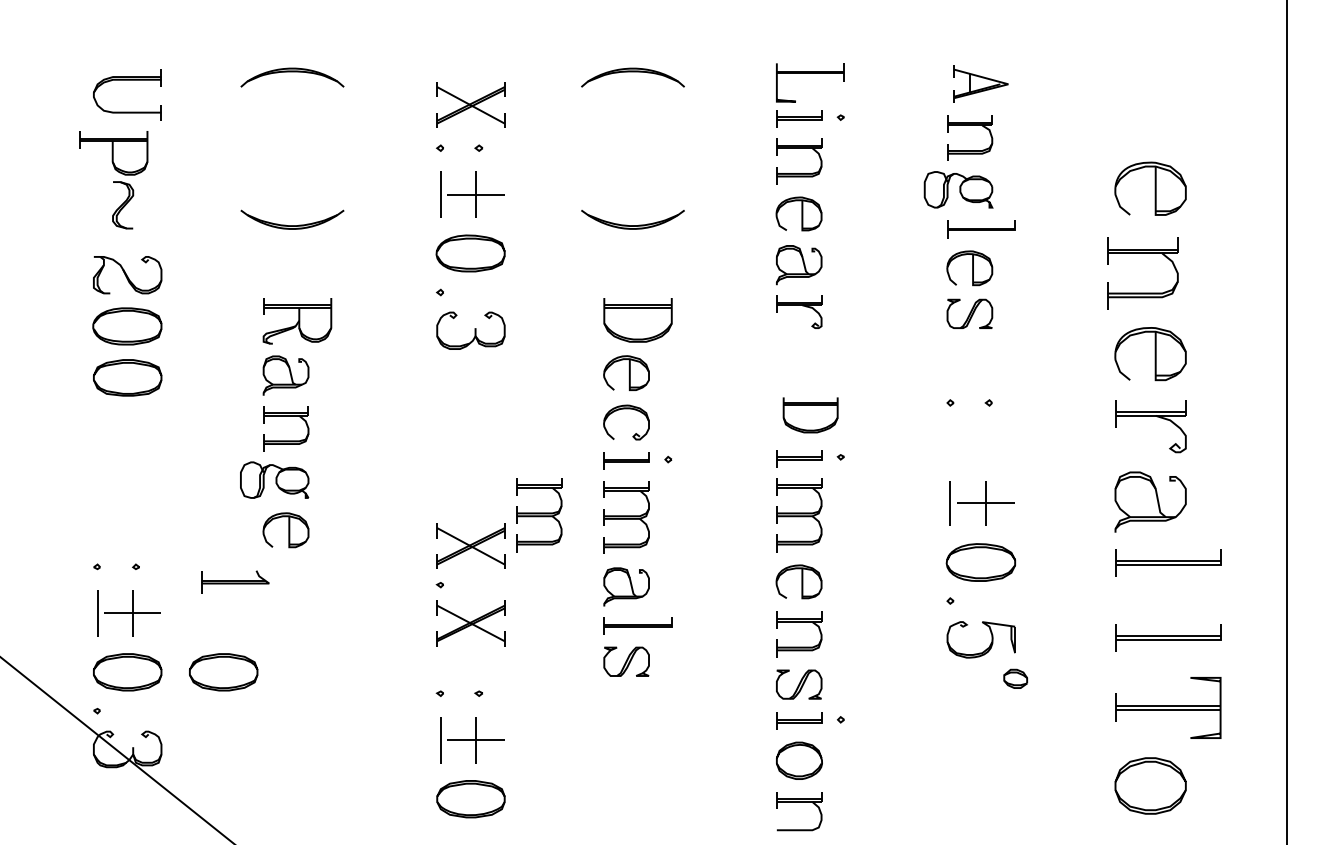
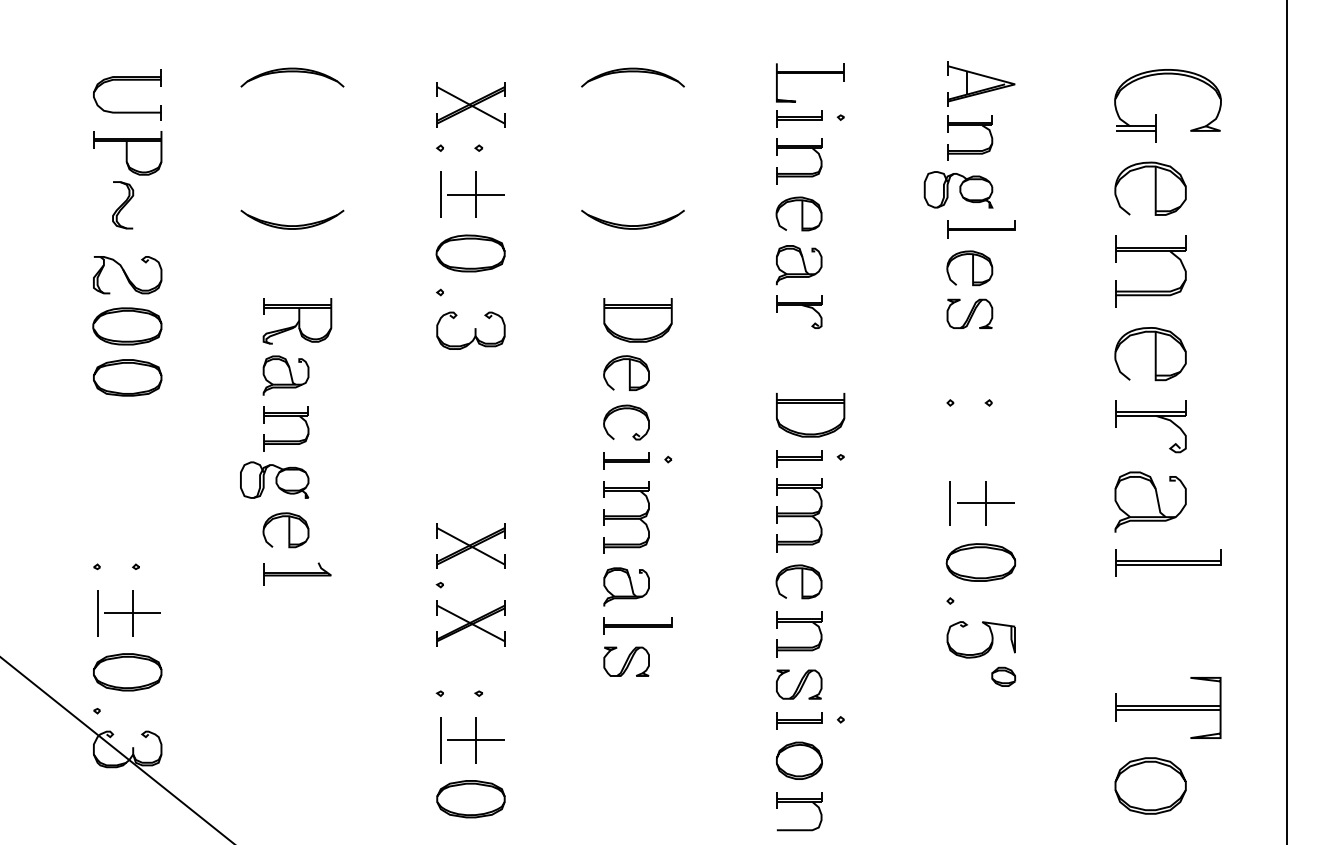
part size: 56x38 px -> 69x46 px (981, 83)
part: none -> present (1156, 114)
part position: (113, 153) -> (127, 153) (127, 153)
part position: (1142, 292) -> (1150, 290) (1150, 290)
part size: 57x37 px -> 70x45 px (810, 415)
part: present -> none (539, 515)
part position: (235, 581) -> (297, 573) (297, 573)
part: present -> none (1168, 637)
part: present -> none (223, 672)
part position: (1015, 678) -> (1003, 676) (1003, 676)
